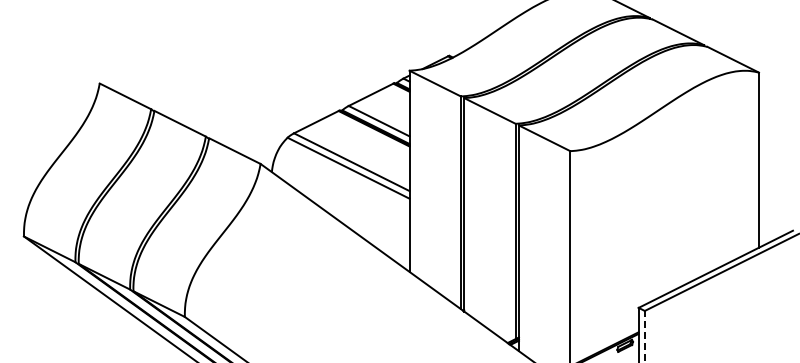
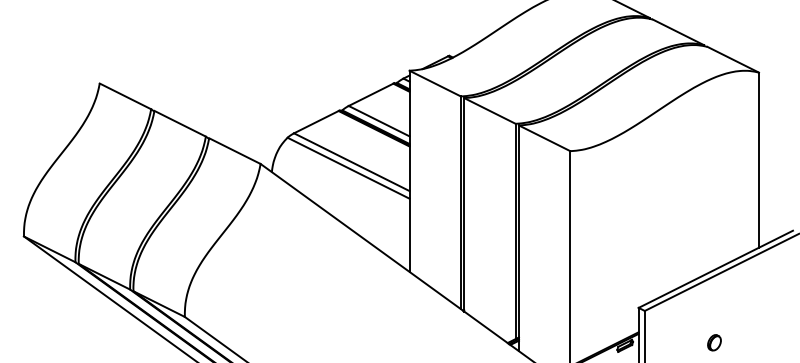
line: dashed -> solid (644, 336)
part: none -> present (714, 342)
